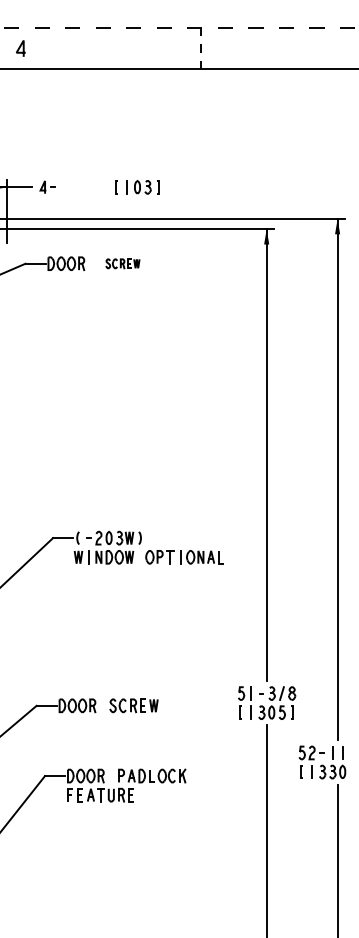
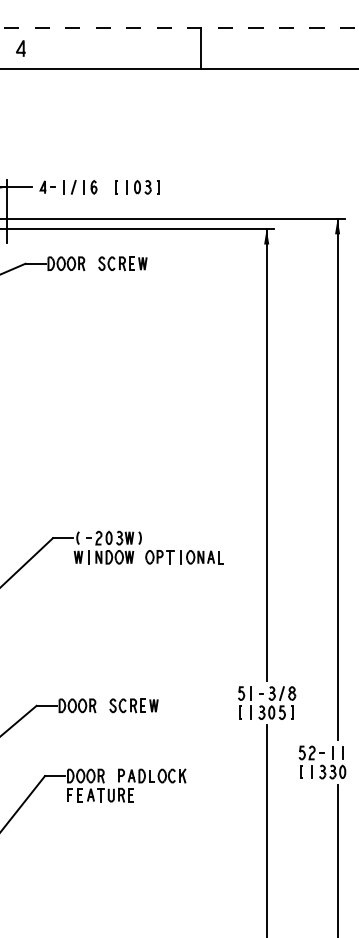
line: dashed -> solid (201, 48)
part: none -> present (80, 187)
part size: 36x12 px -> 50x16 px (122, 263)
